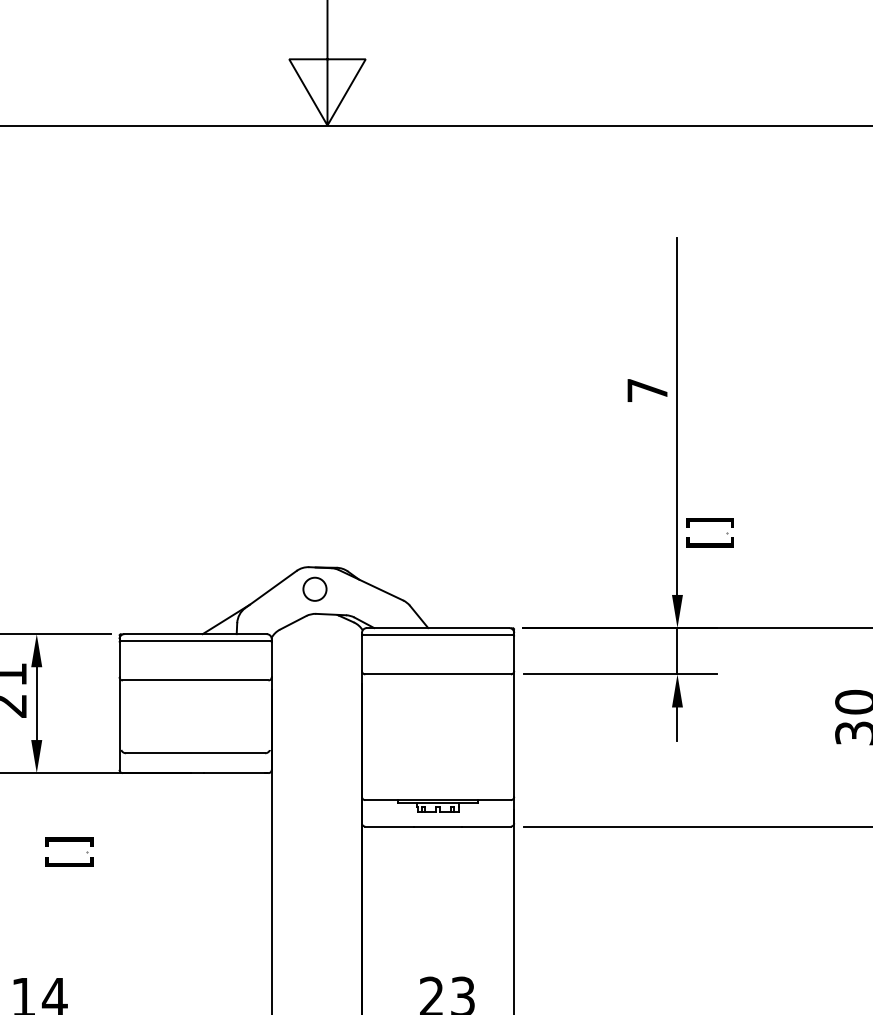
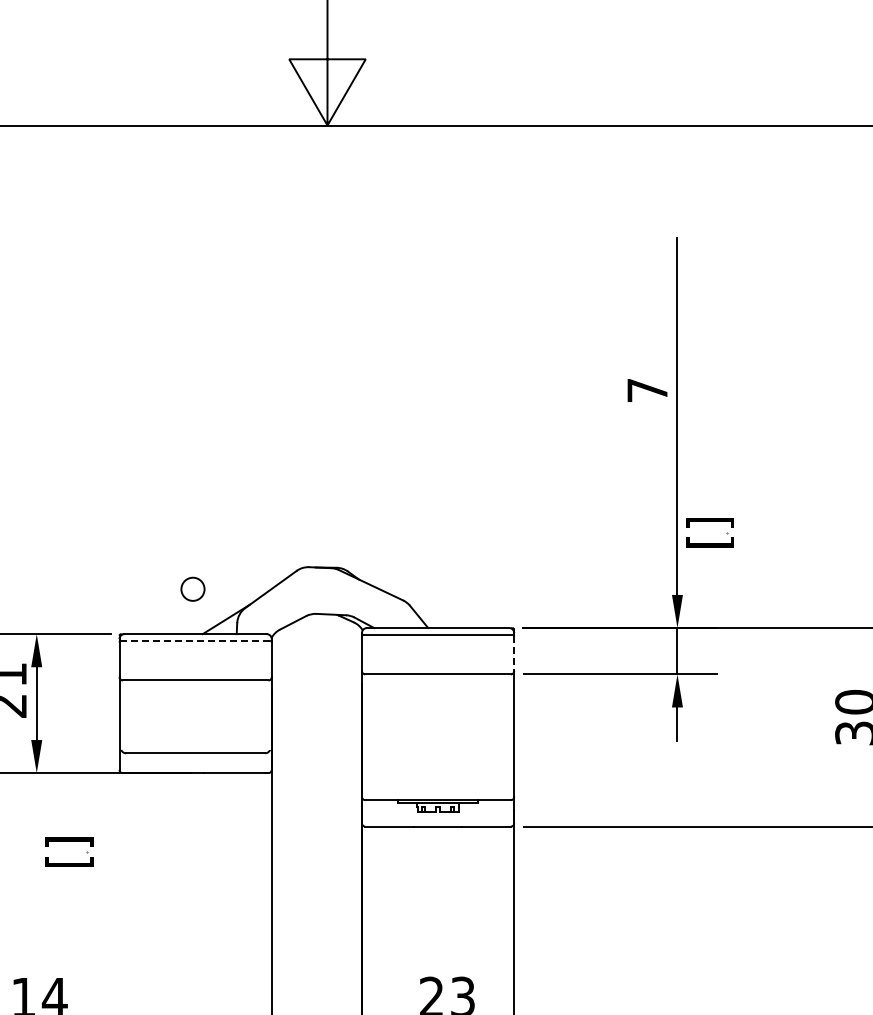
circle position: (314, 588) -> (192, 588) (192, 588)
line: solid -> dashed (196, 640)
line: solid -> dashed (514, 654)
